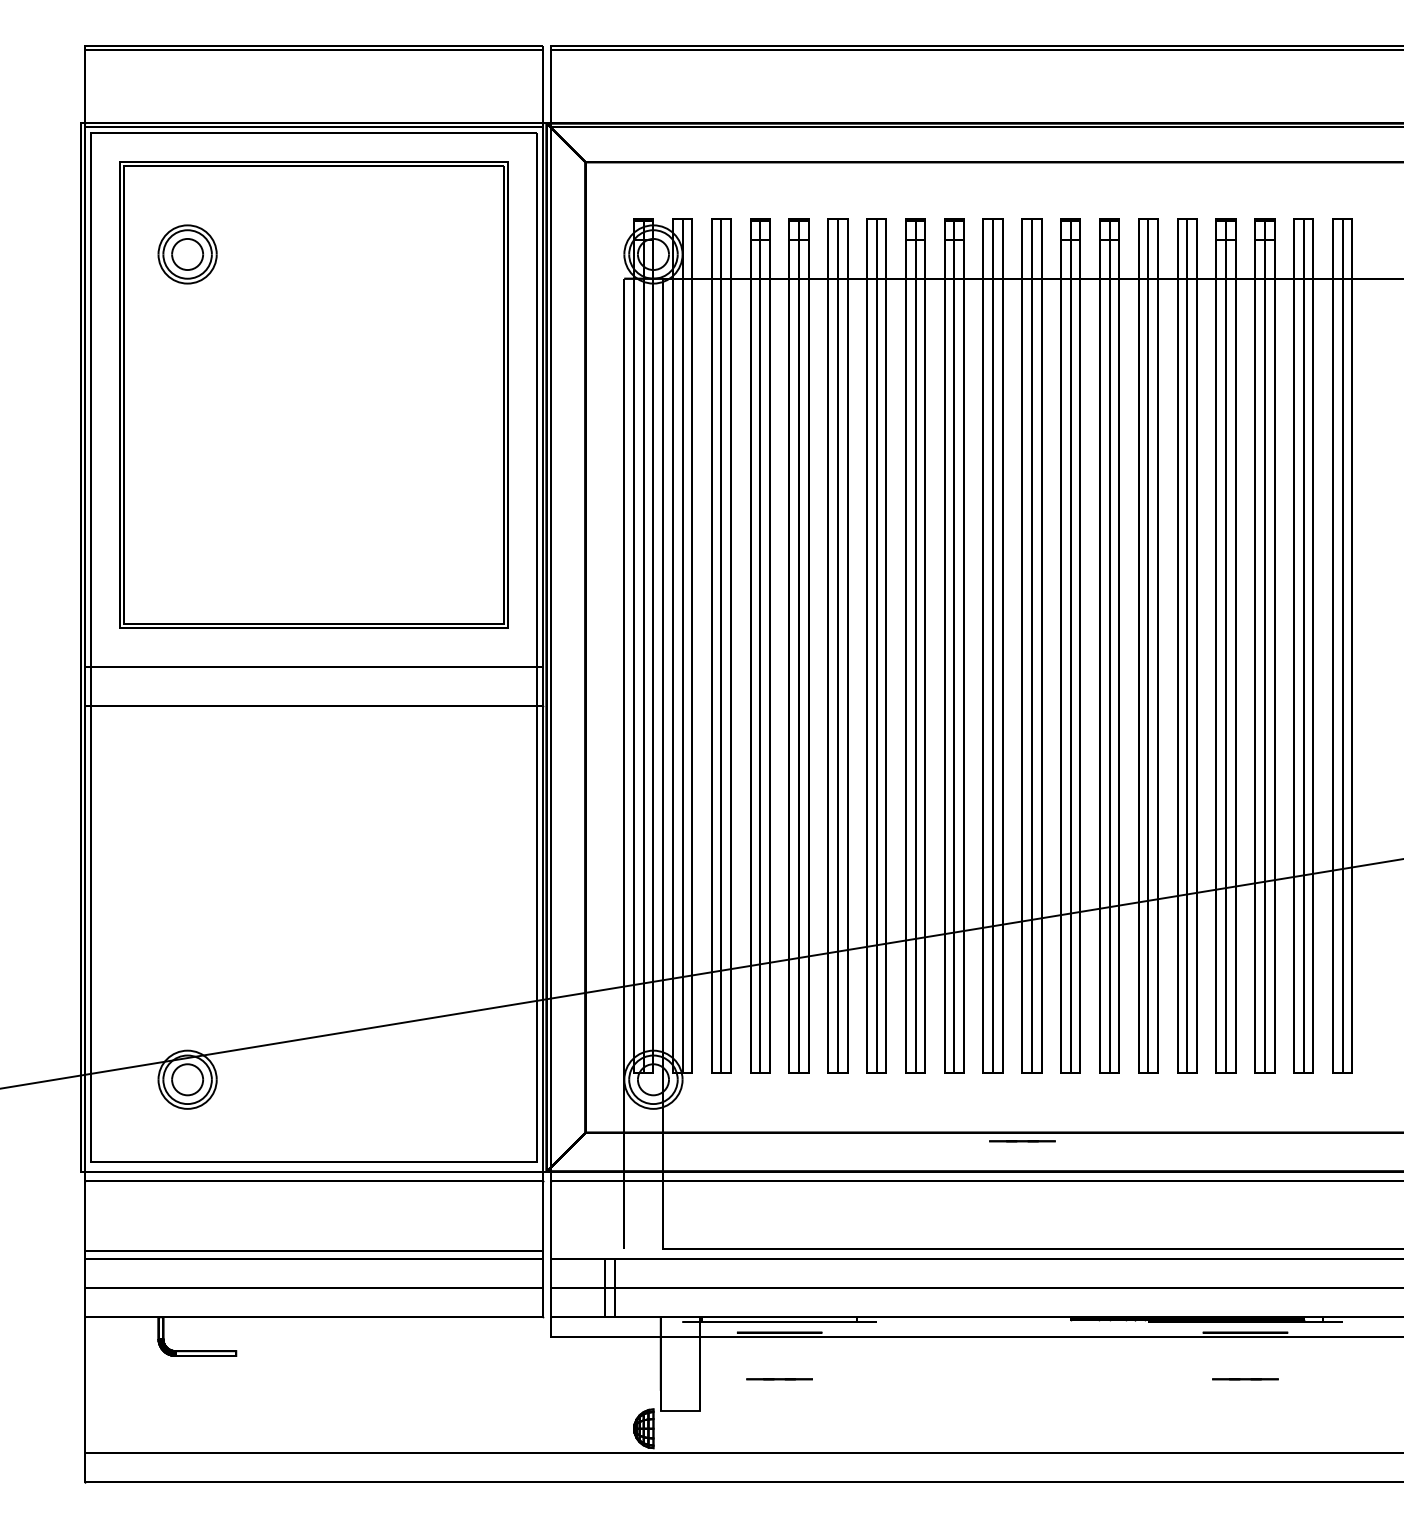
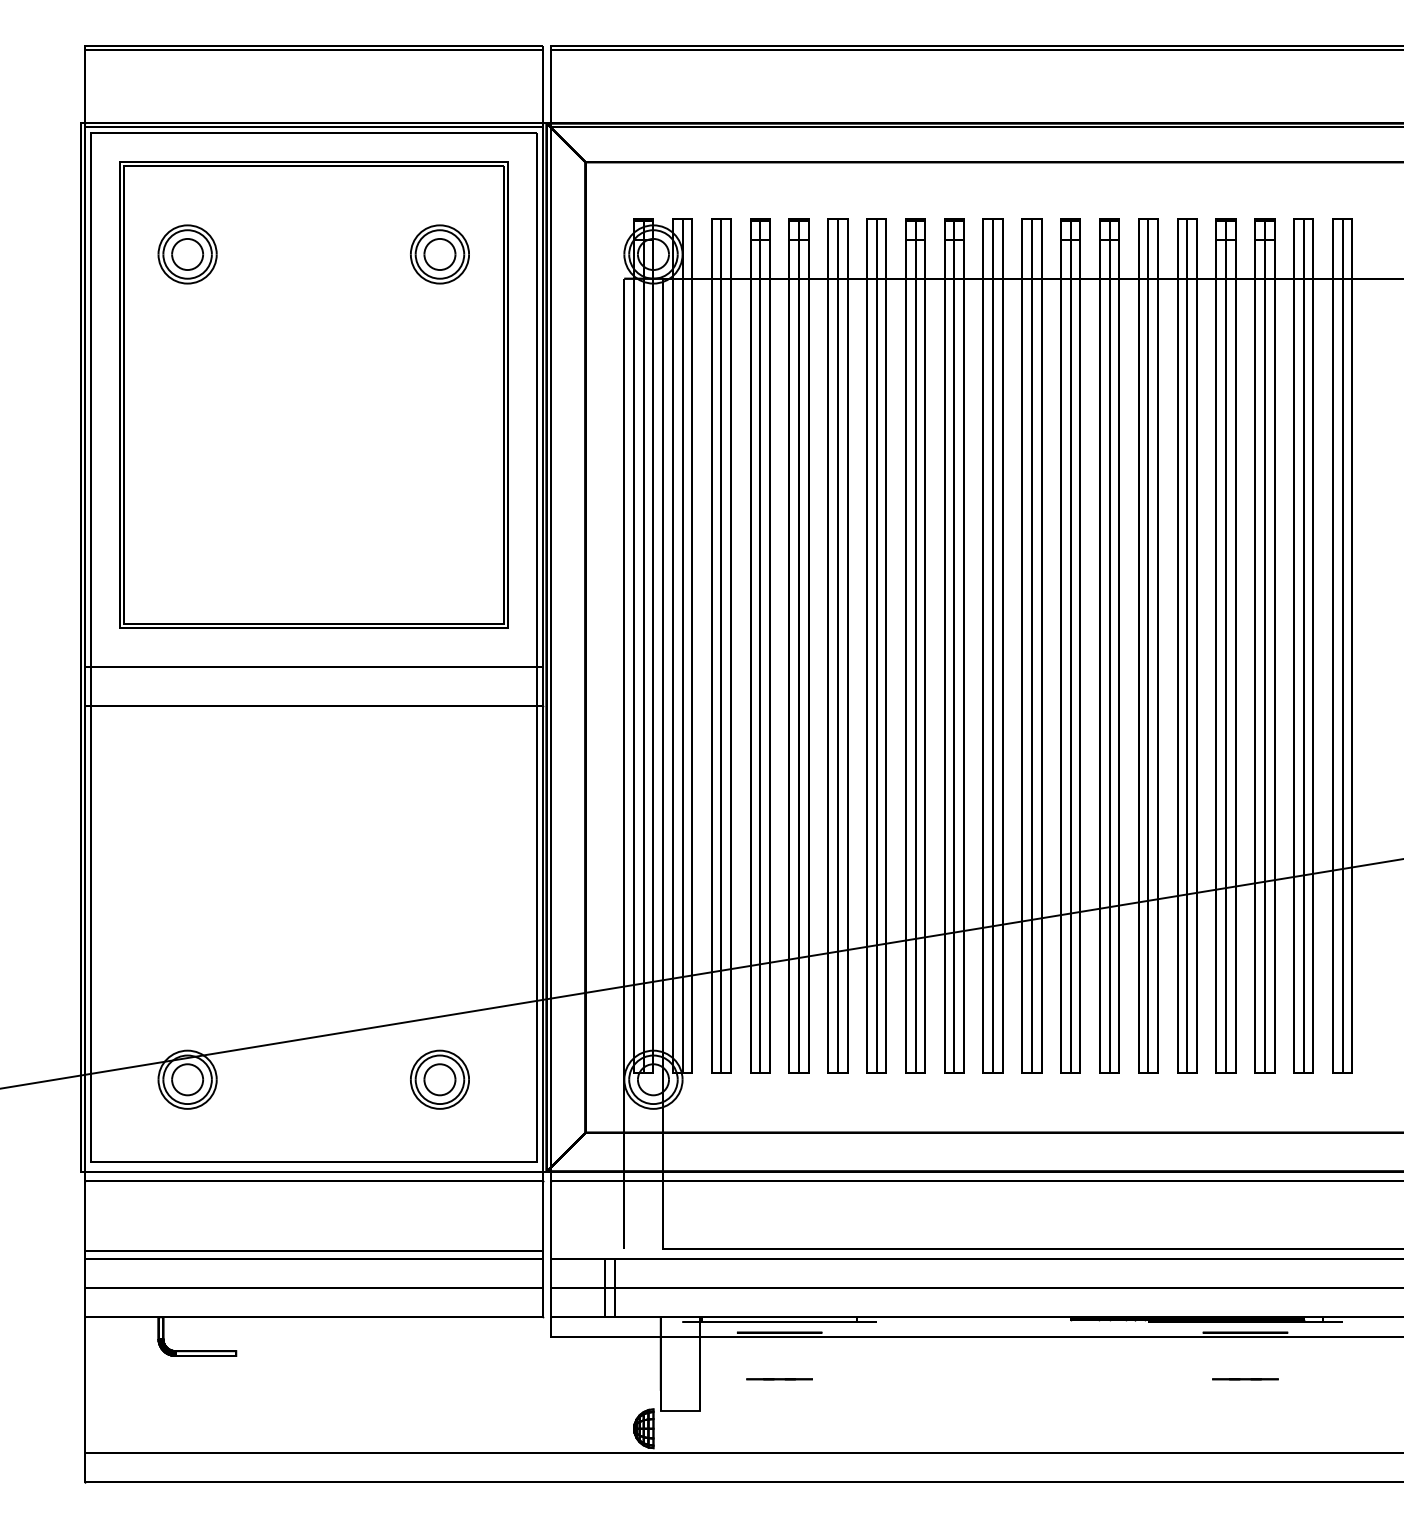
part: none -> present (439, 254)
part: none -> present (439, 1079)
line: present -> none (1022, 1141)
